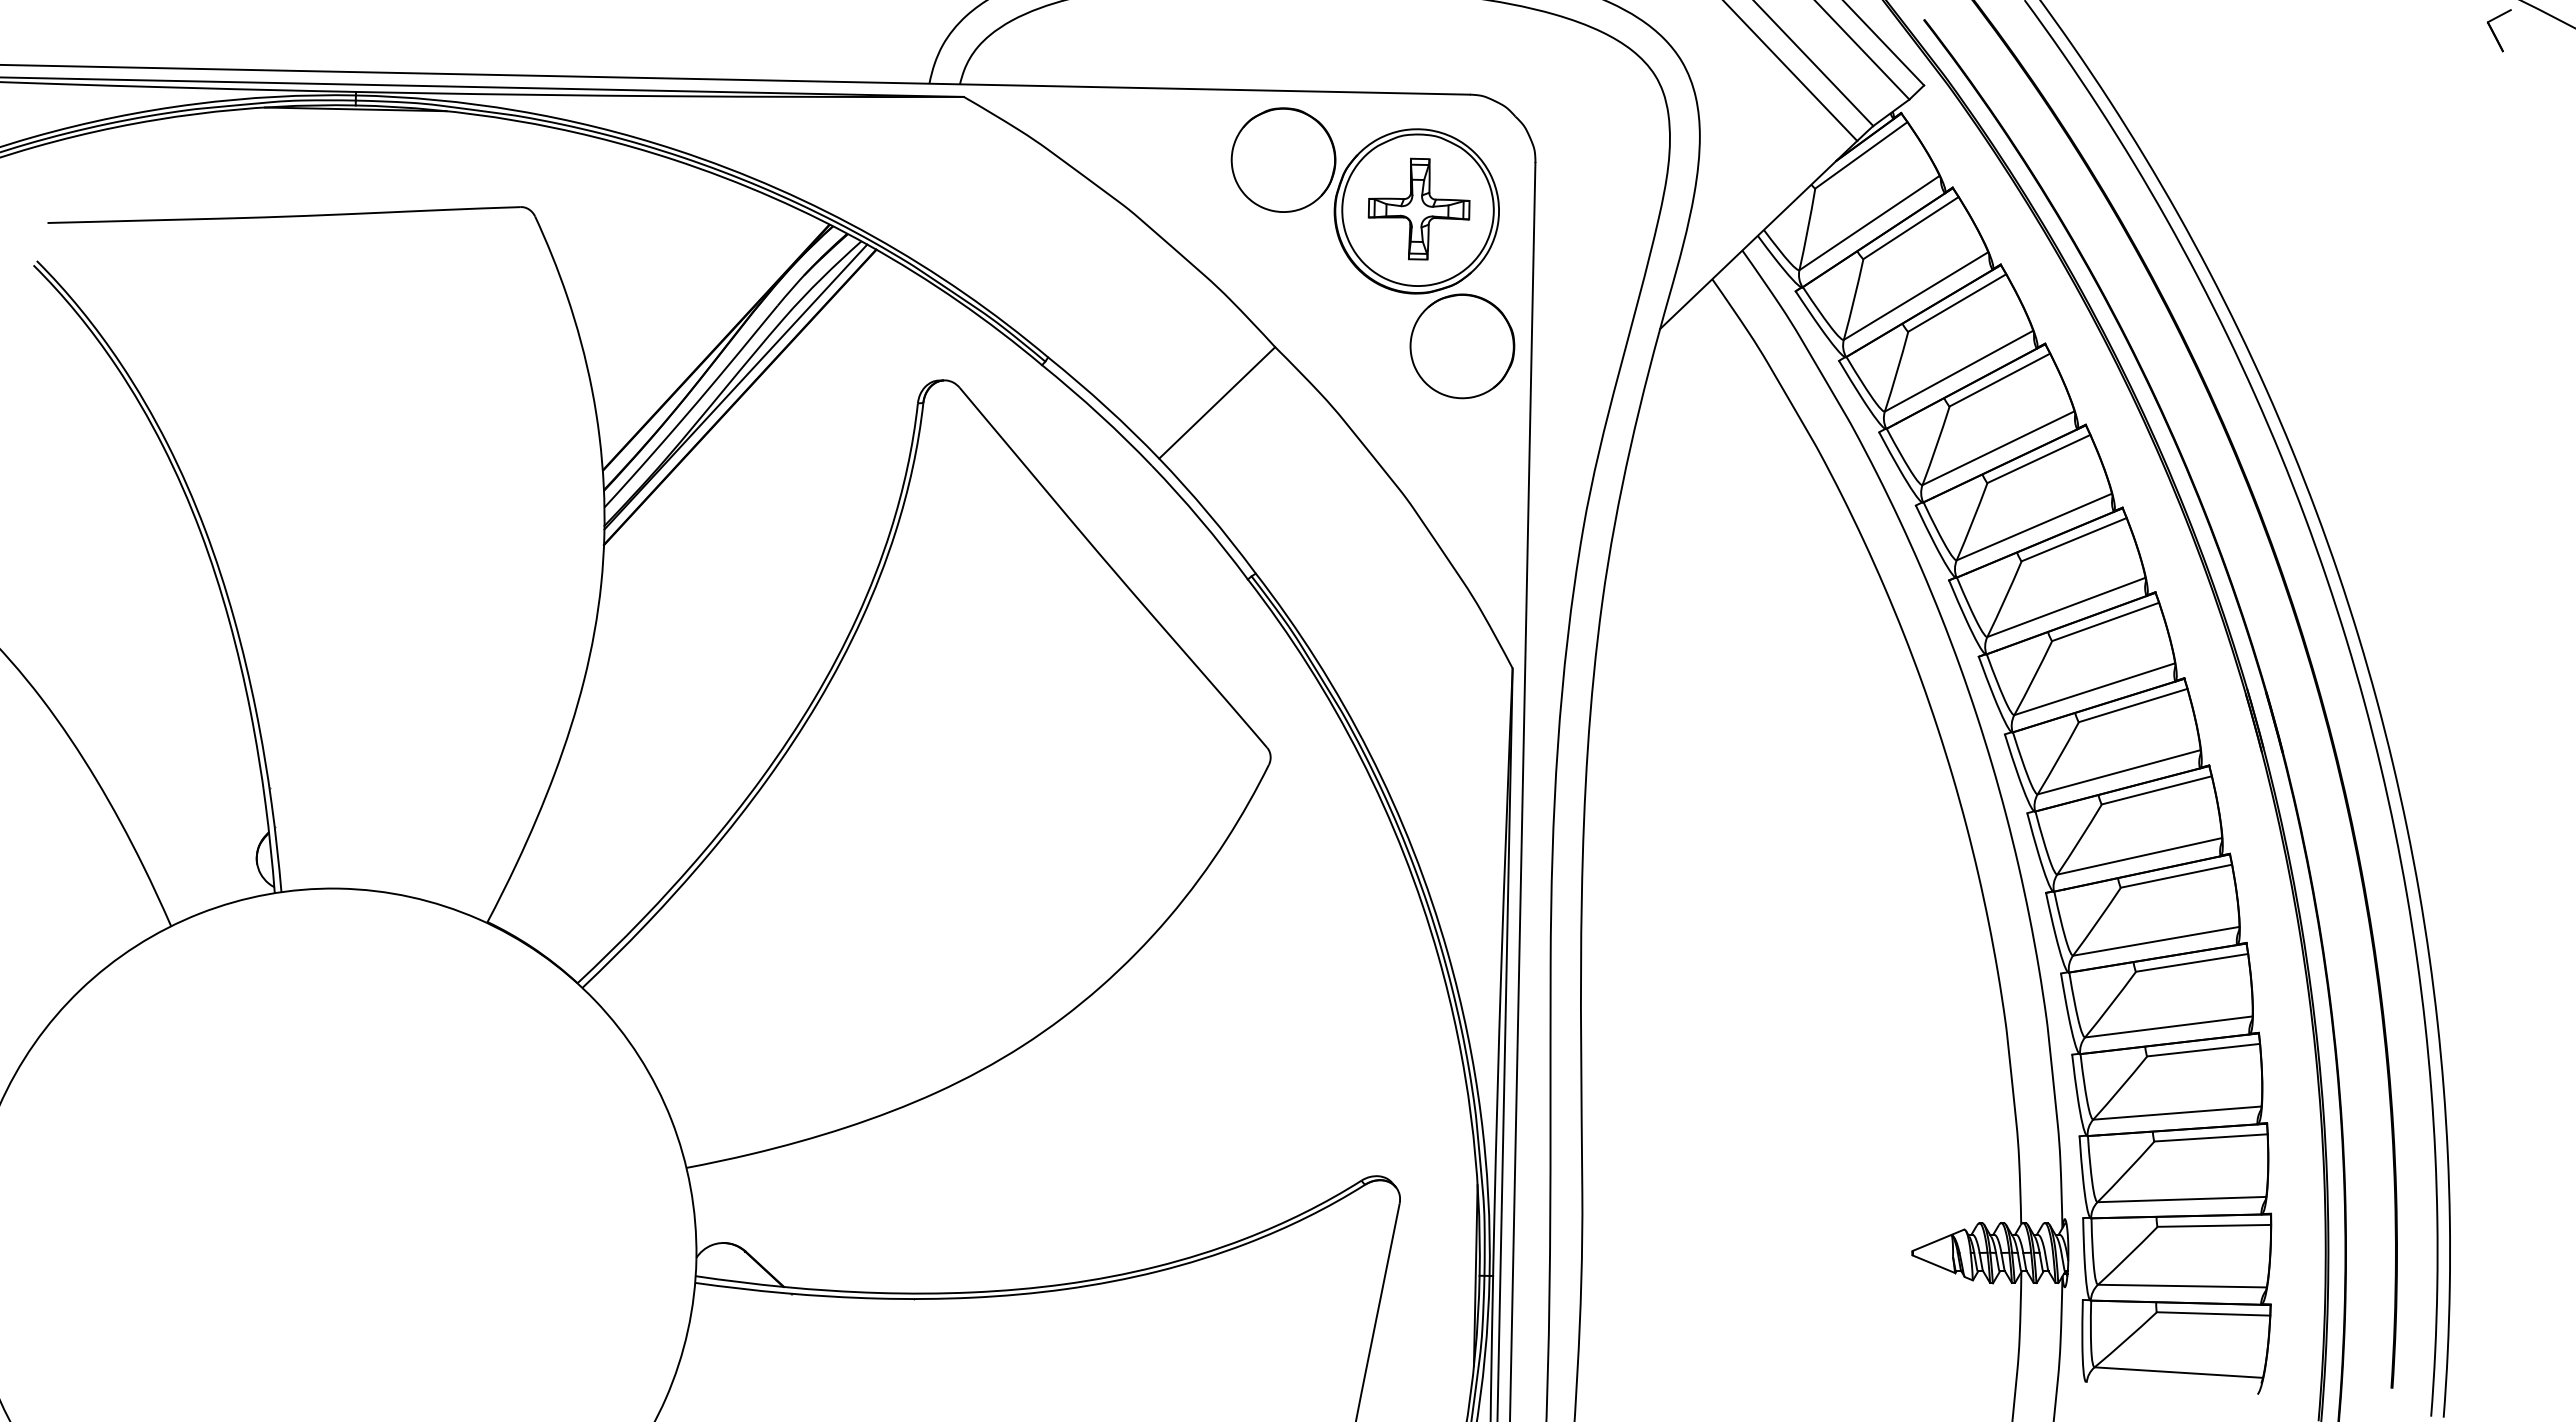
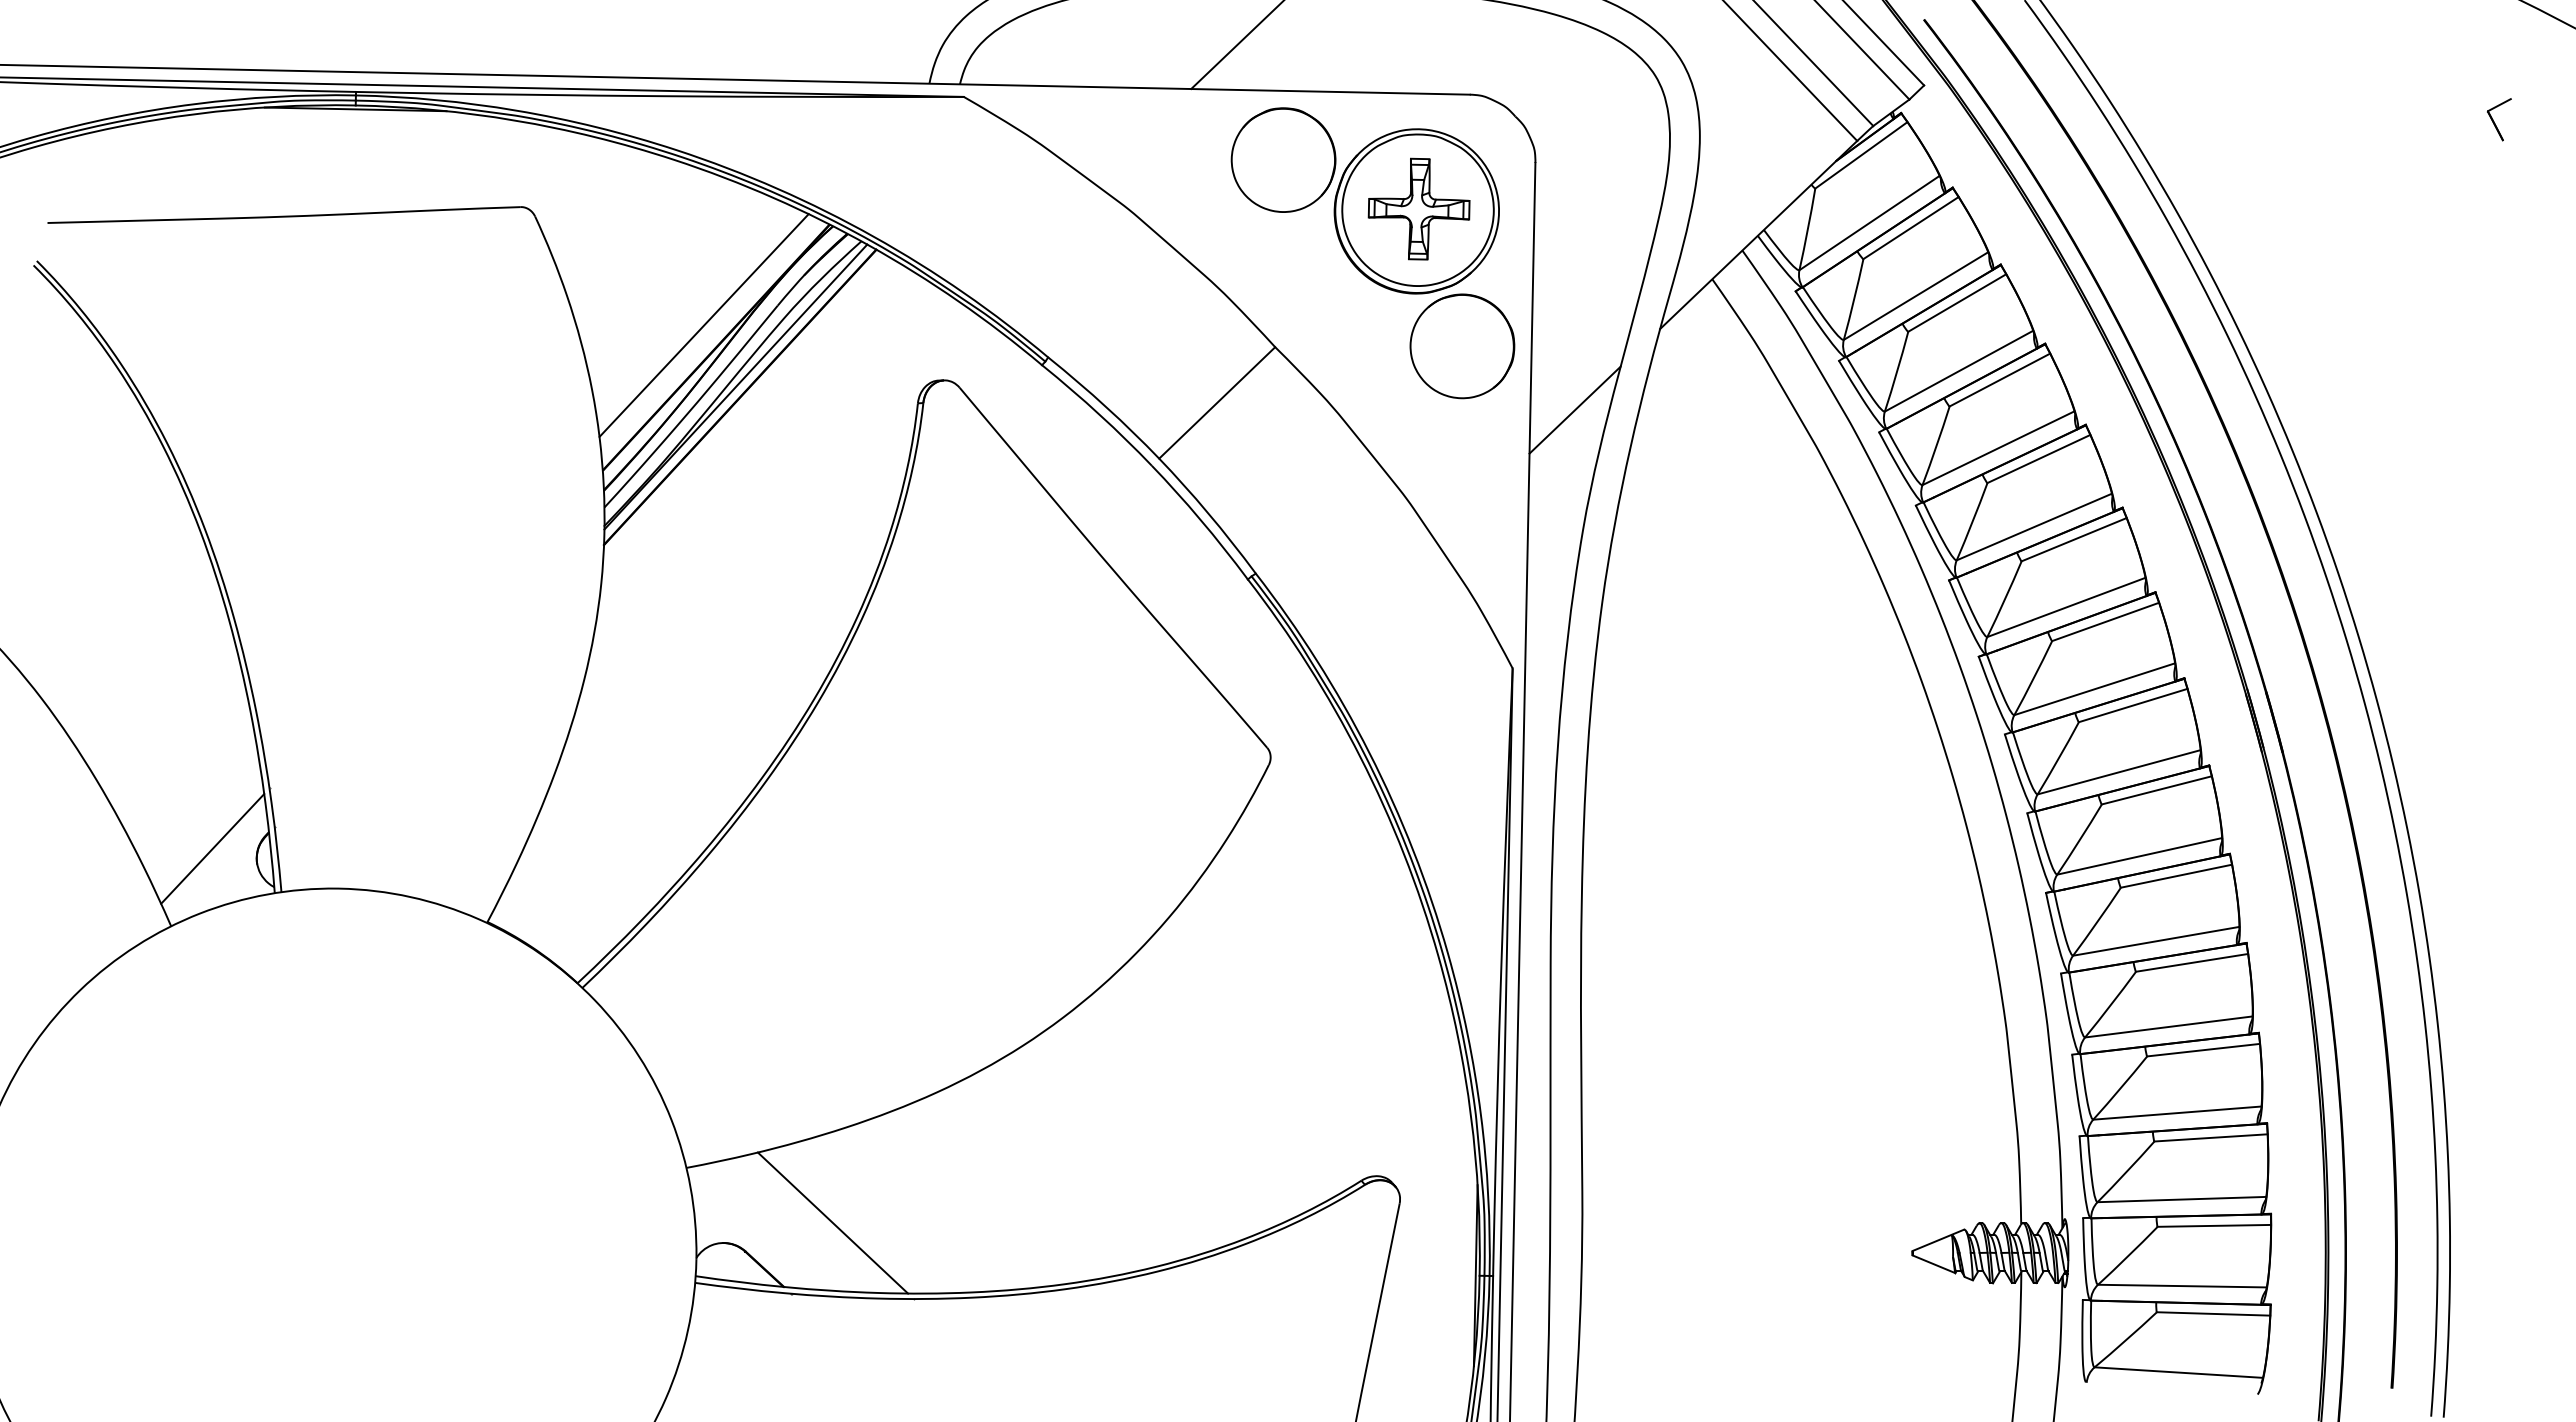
part position: (2499, 30) -> (2499, 119) (2499, 119)
line: none -> present (1236, 45)
line: none -> present (703, 325)
line: none -> present (1574, 409)
line: none -> present (212, 848)
line: none -> present (832, 1222)
